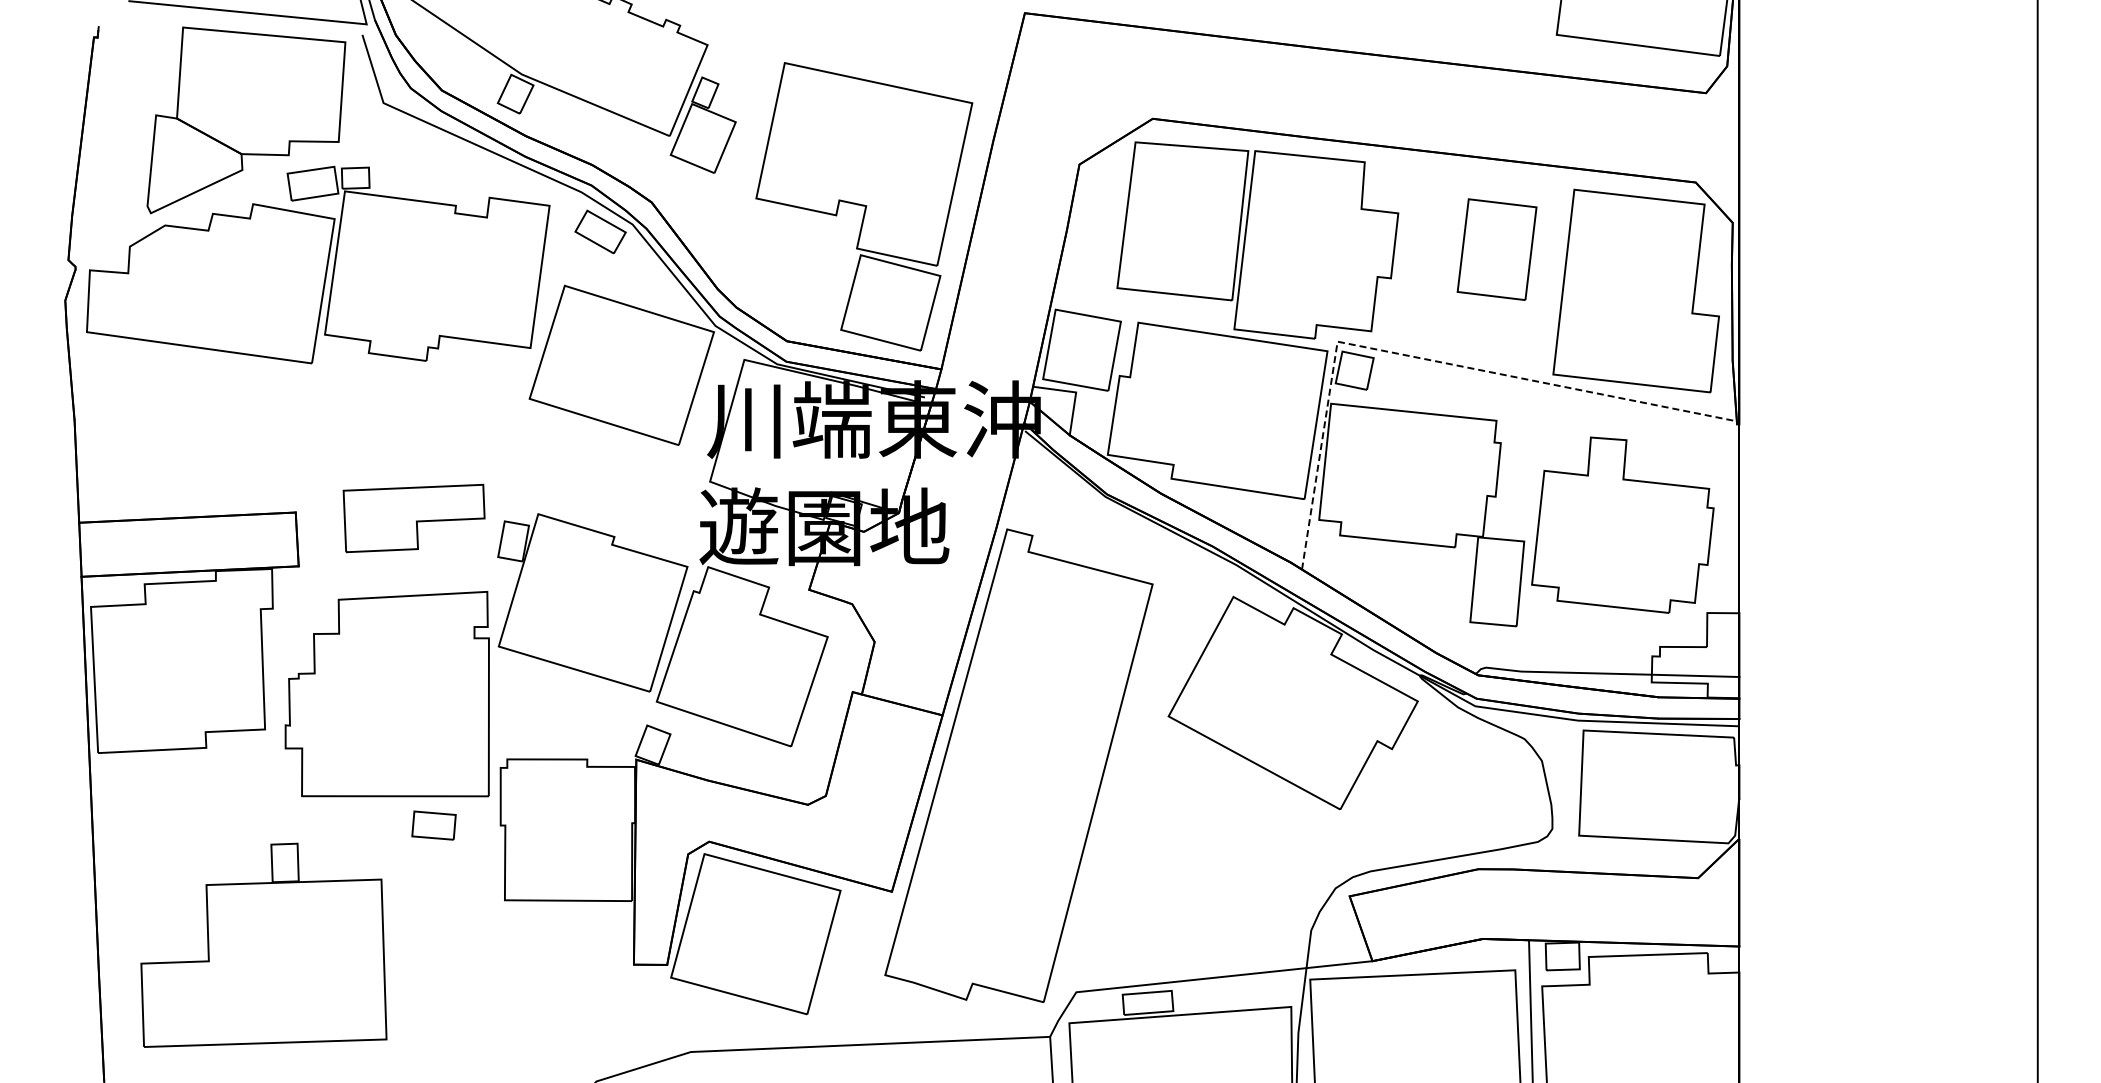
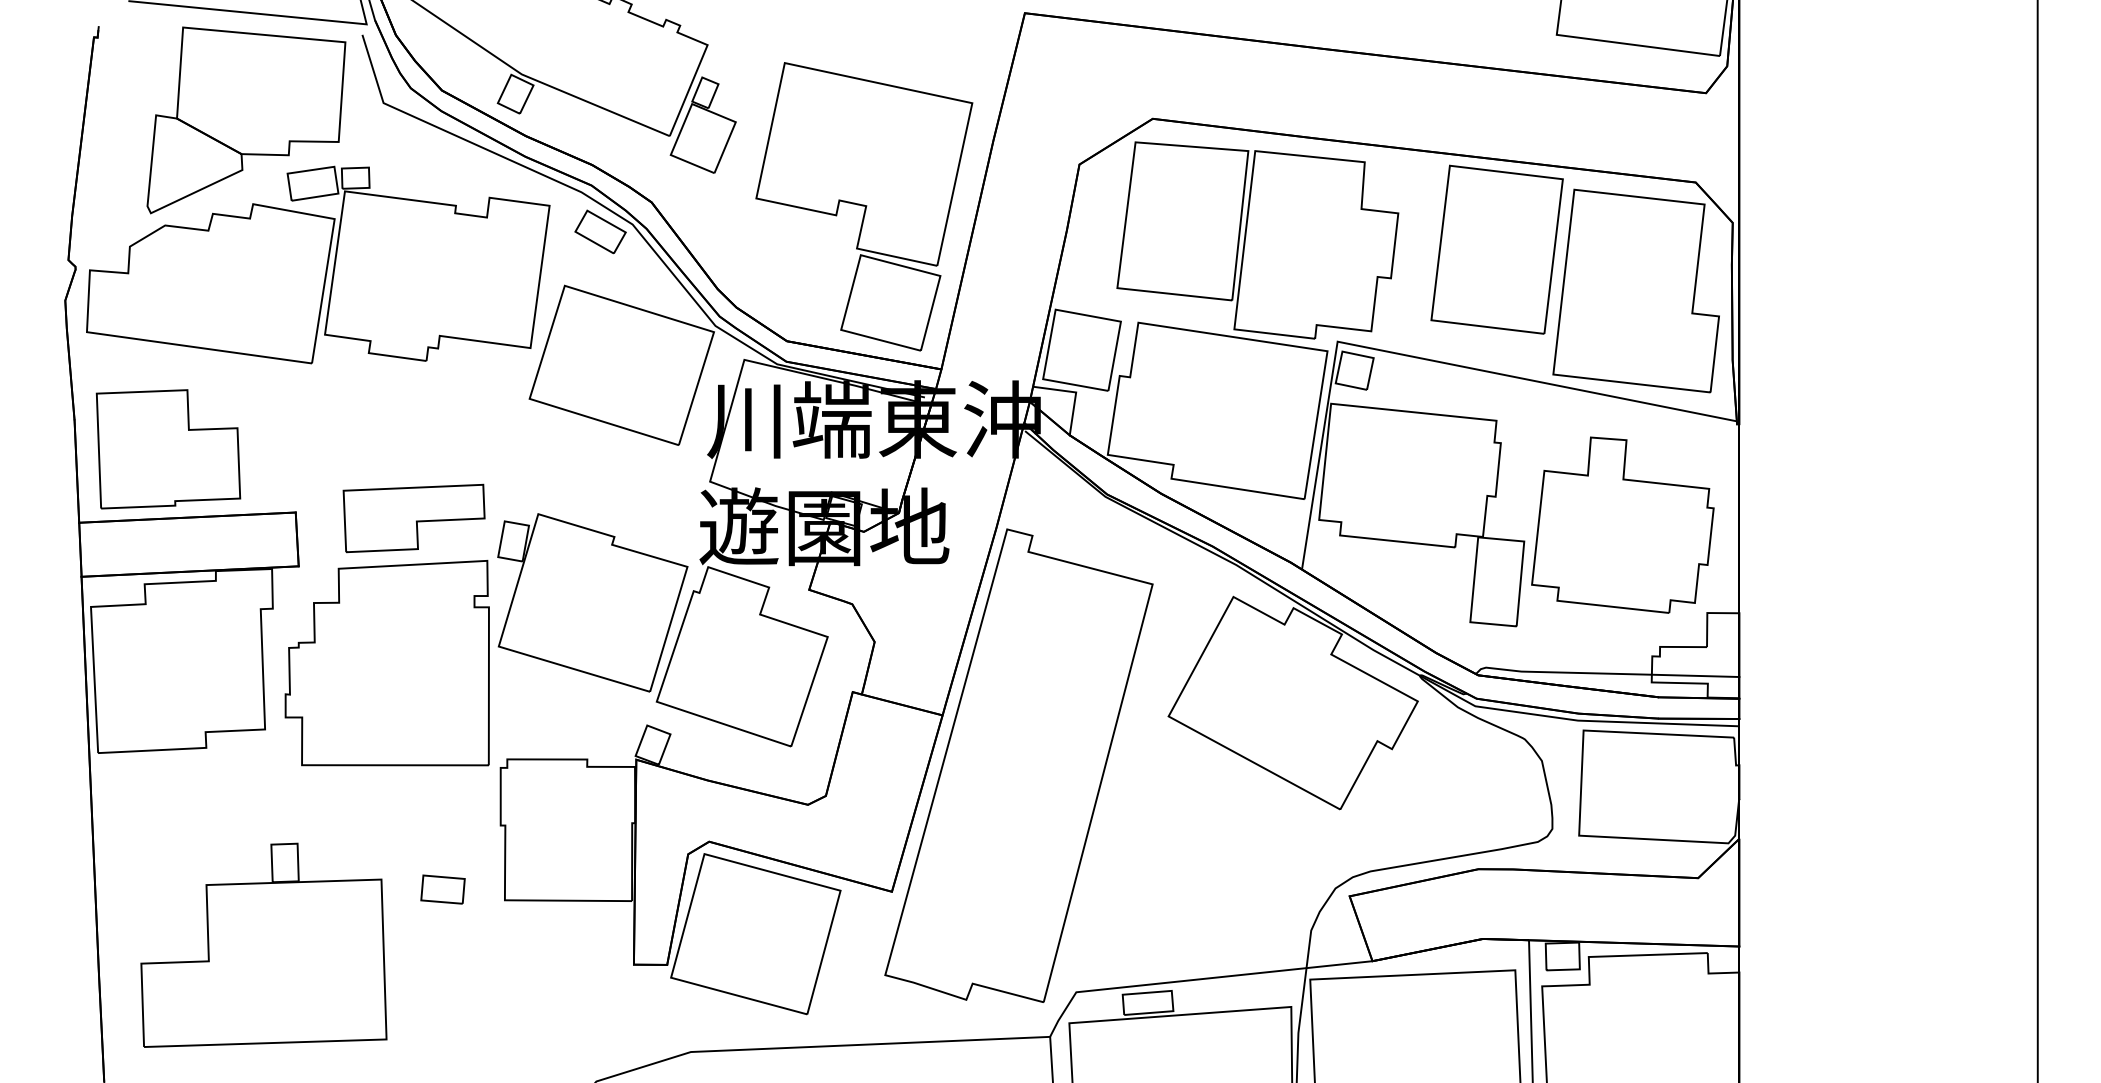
part size: 82x103 px -> 134x171 px (1496, 249)
line: dashed -> solid (1423, 358)
part: none -> present (168, 449)
part position: (386, 693) -> (386, 662) (386, 662)
part position: (433, 825) -> (442, 889) (442, 889)
